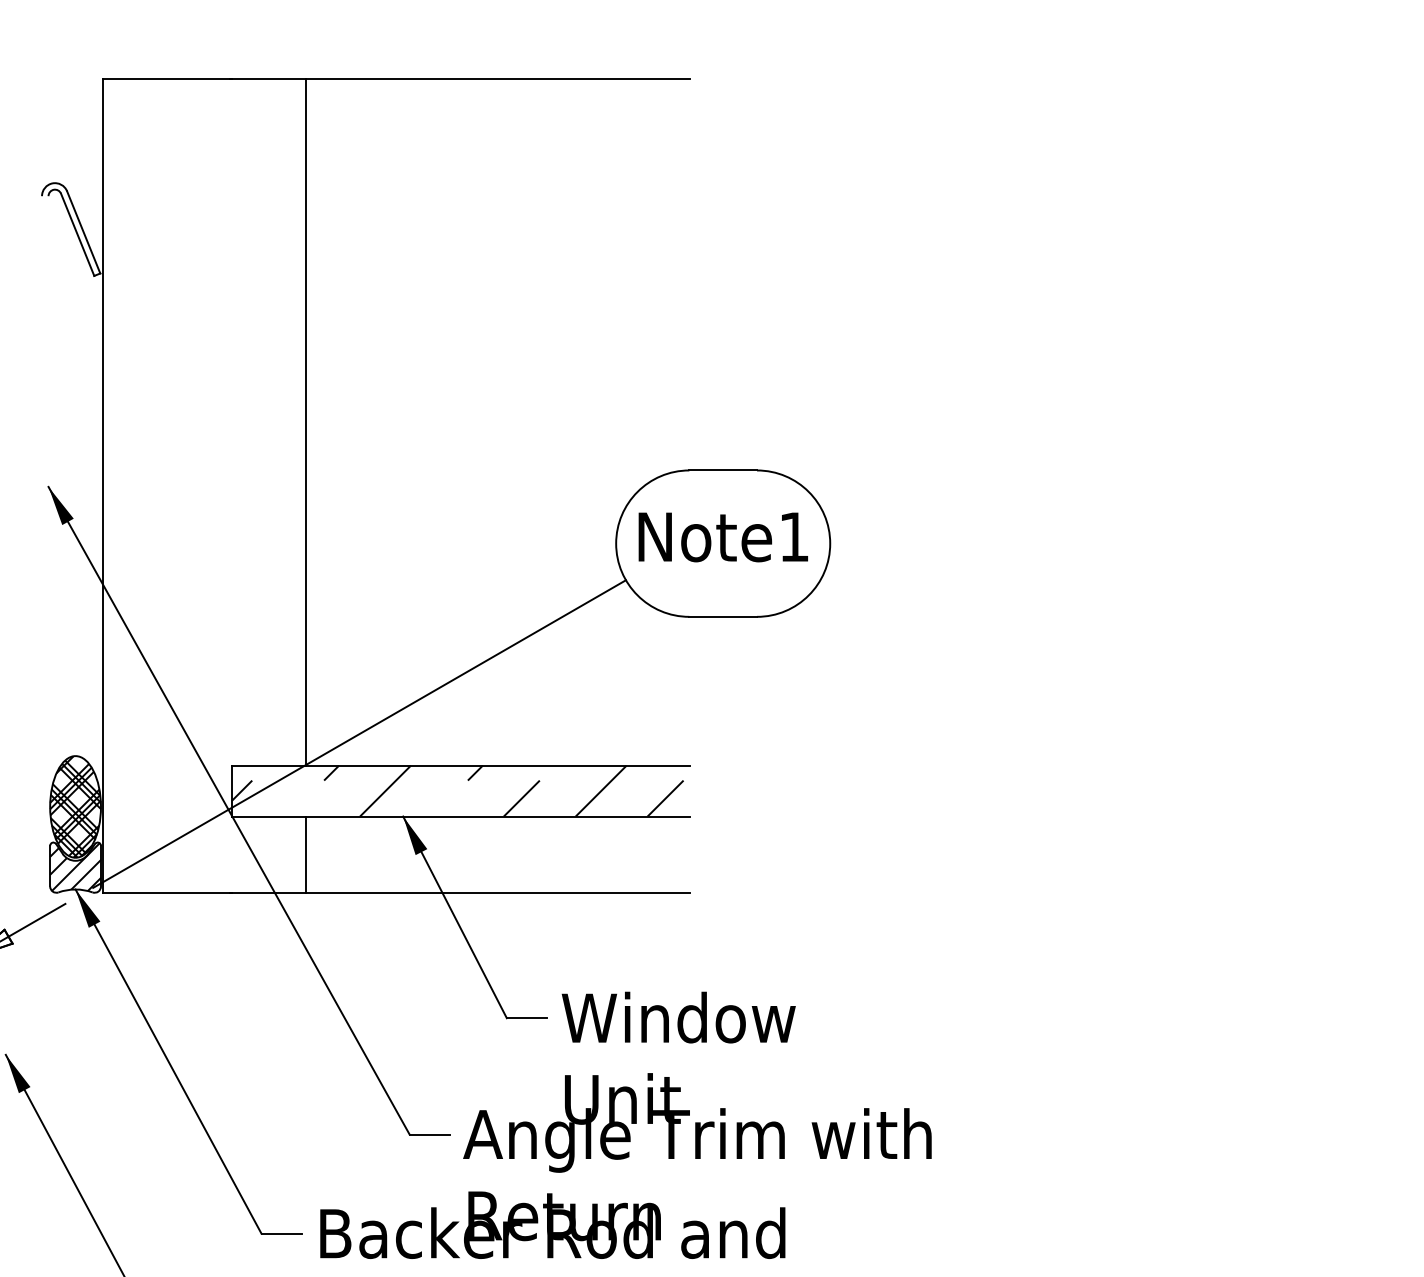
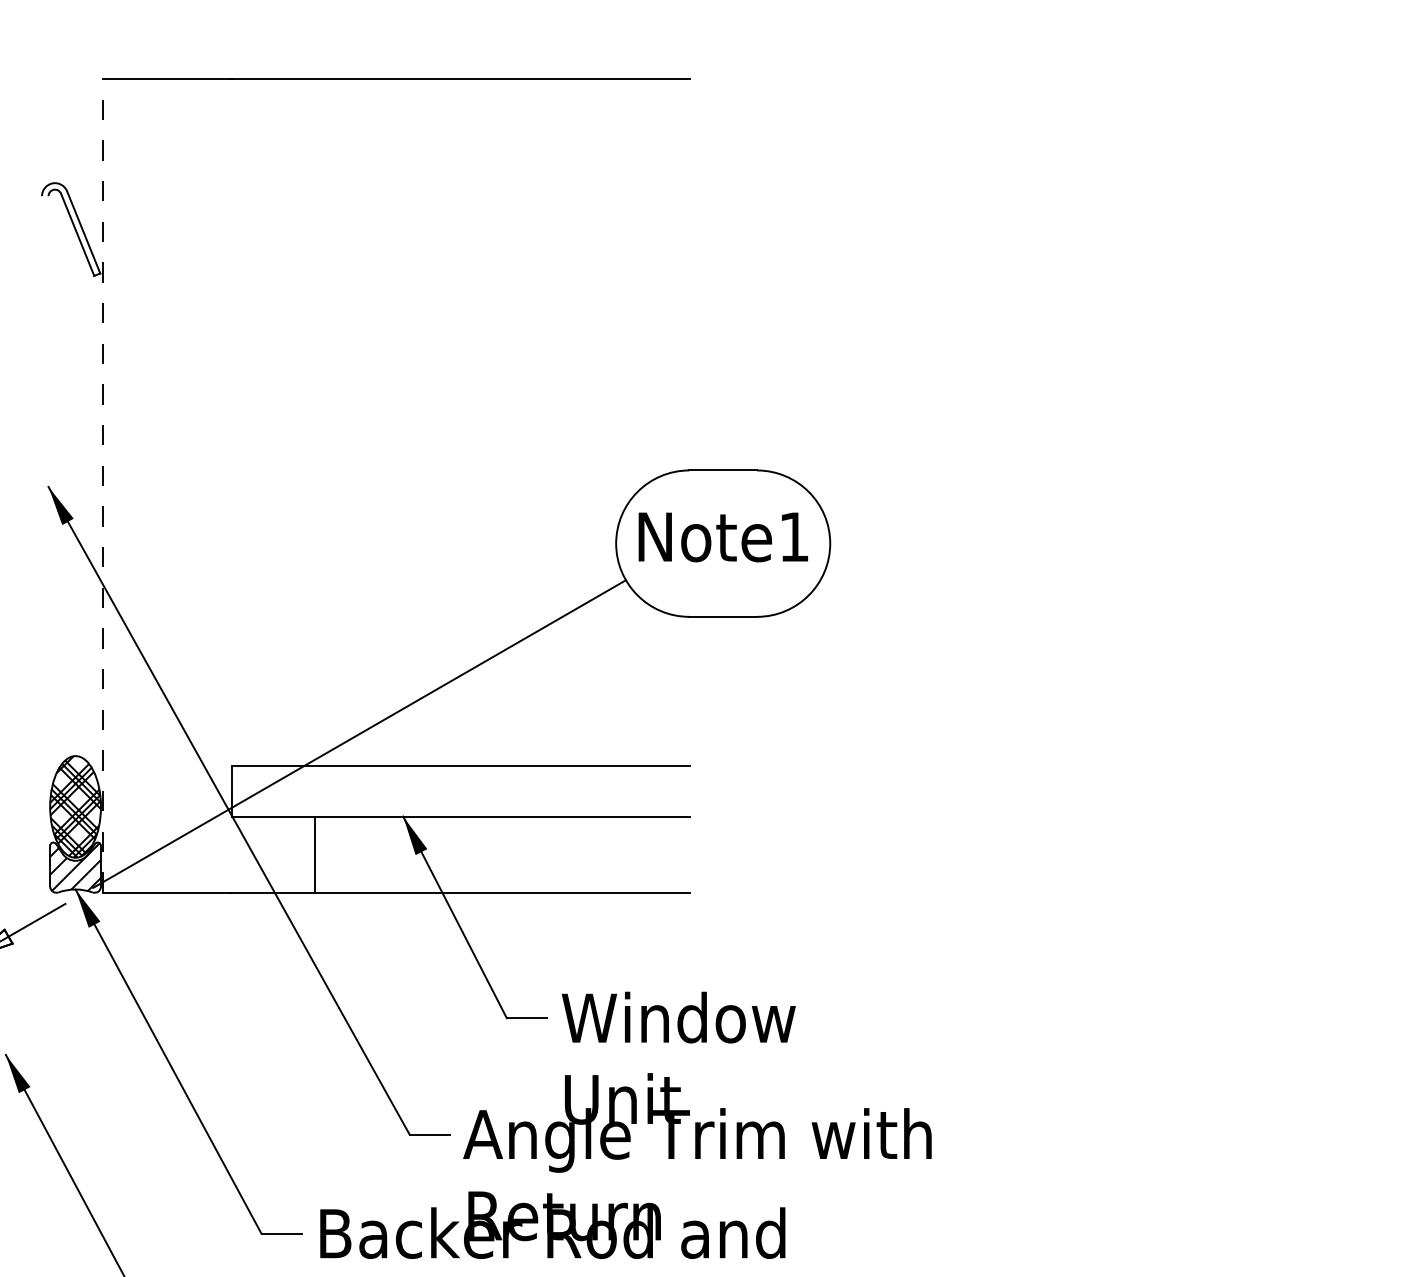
line: present -> none (306, 422)
line: solid -> dashed (103, 486)
hatch: present -> none (457, 790)
line position: (306, 854) -> (315, 854) (315, 854)
